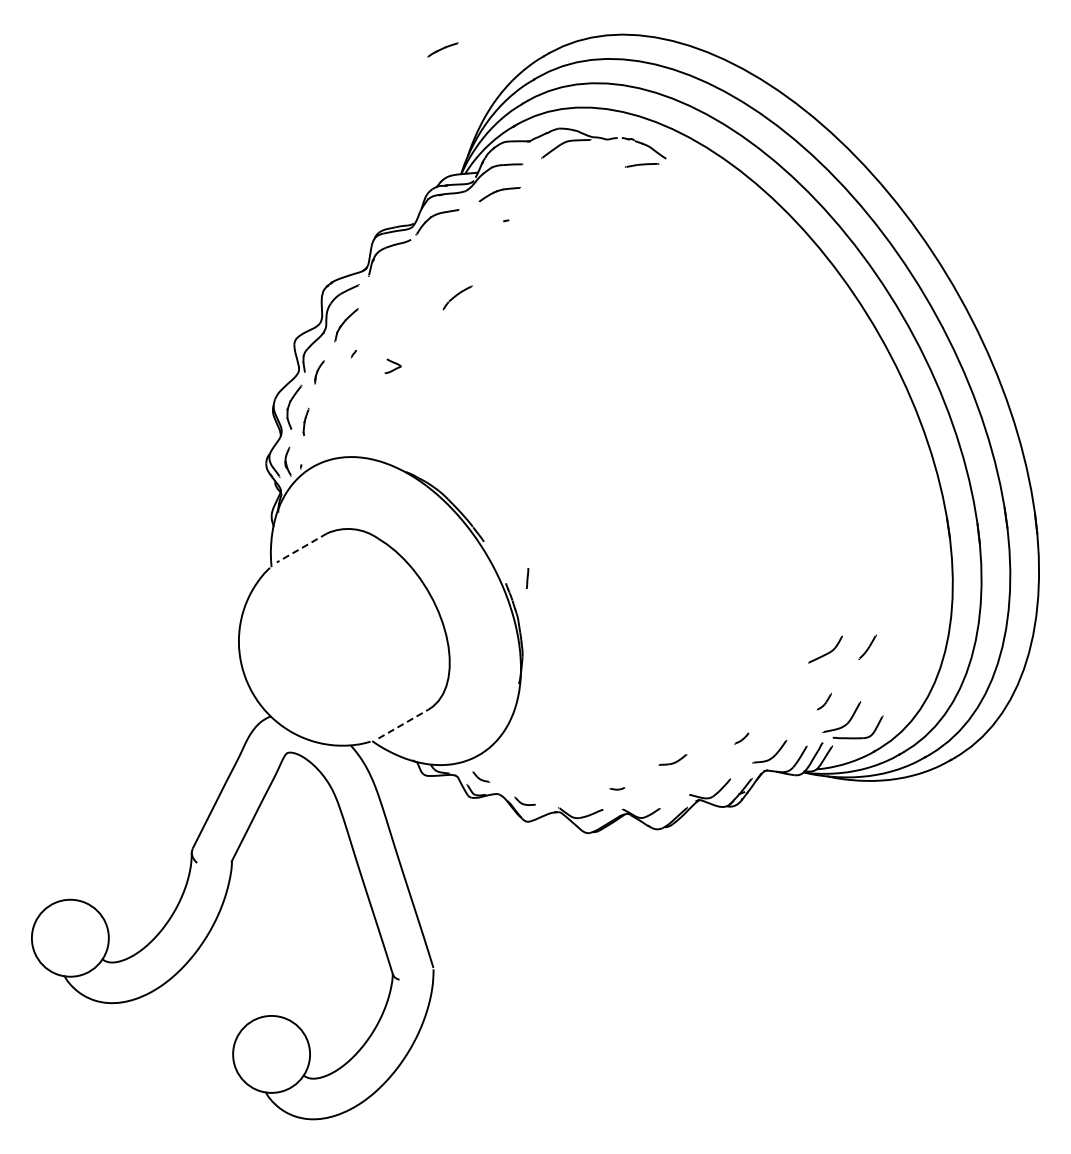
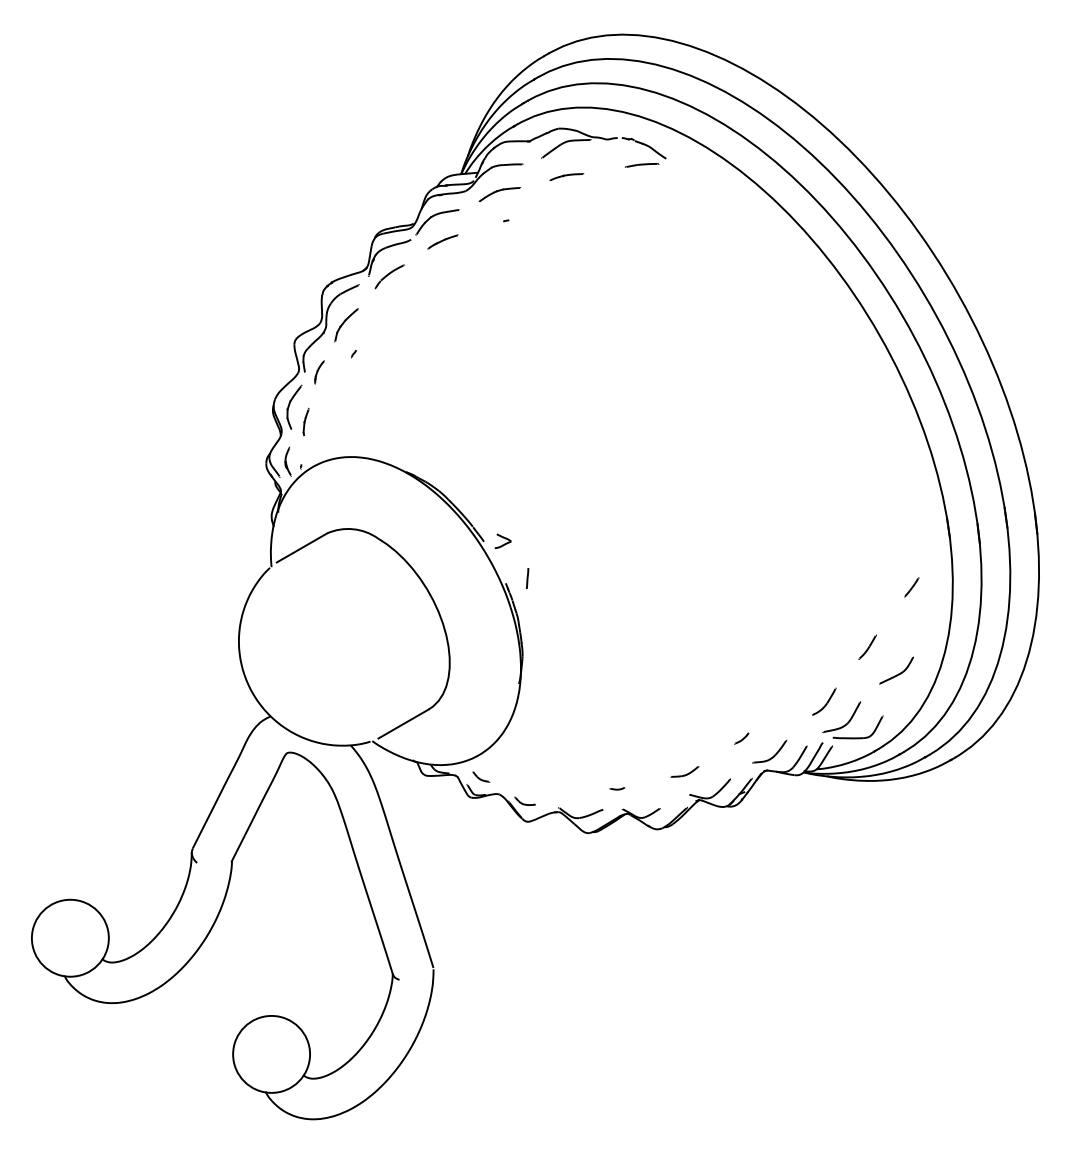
part position: (442, 49) -> (442, 241) (442, 241)
part: none -> present (566, 176)
part position: (457, 297) -> (389, 276) (389, 276)
part position: (392, 365) -> (502, 540) (502, 540)
line: dashed -> solid (301, 548)
line: none -> present (911, 587)
part position: (825, 649) -> (896, 670) (896, 670)
part size: 15x19 px -> 25x29 px (824, 701)
line: dashed -> solid (404, 723)
part position: (672, 759) -> (684, 771) (684, 771)
